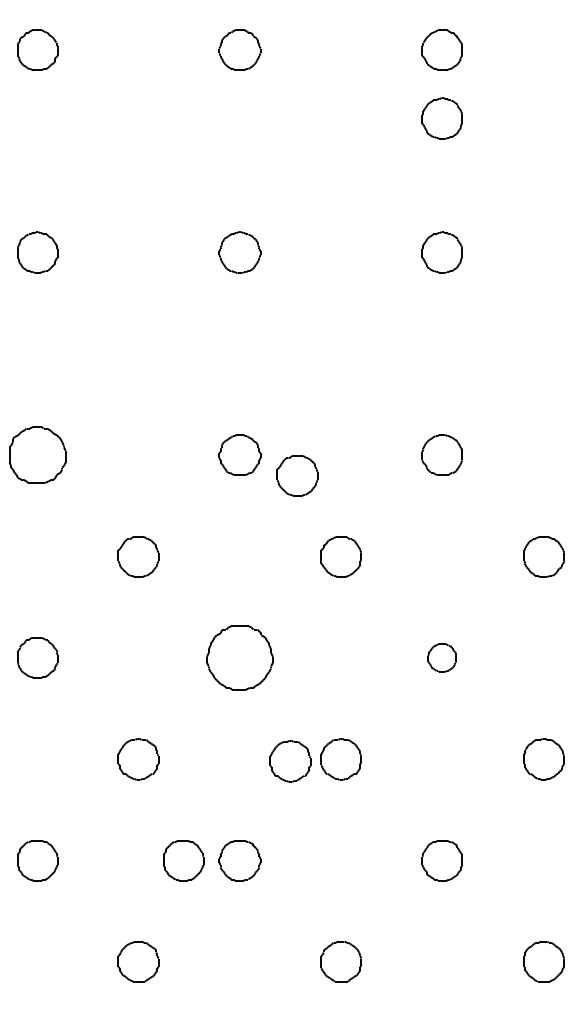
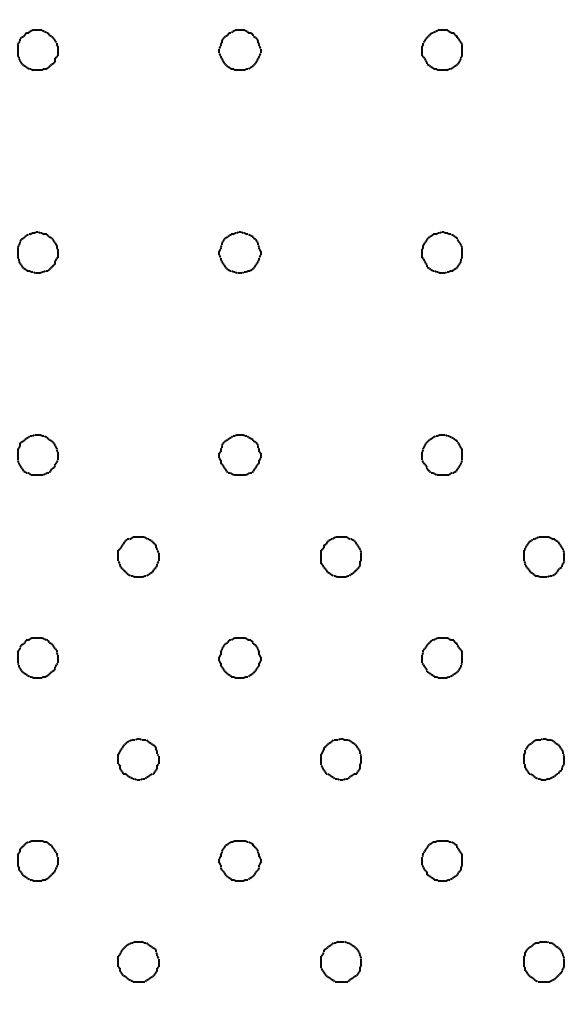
part: present -> none (441, 118)
part size: 59x58 px -> 42x42 px (37, 454)
part: present -> none (297, 475)
part size: 68x66 px -> 44x42 px (239, 657)
part size: 30x30 px -> 42x42 px (441, 657)
part: present -> none (290, 761)
part: present -> none (183, 860)
